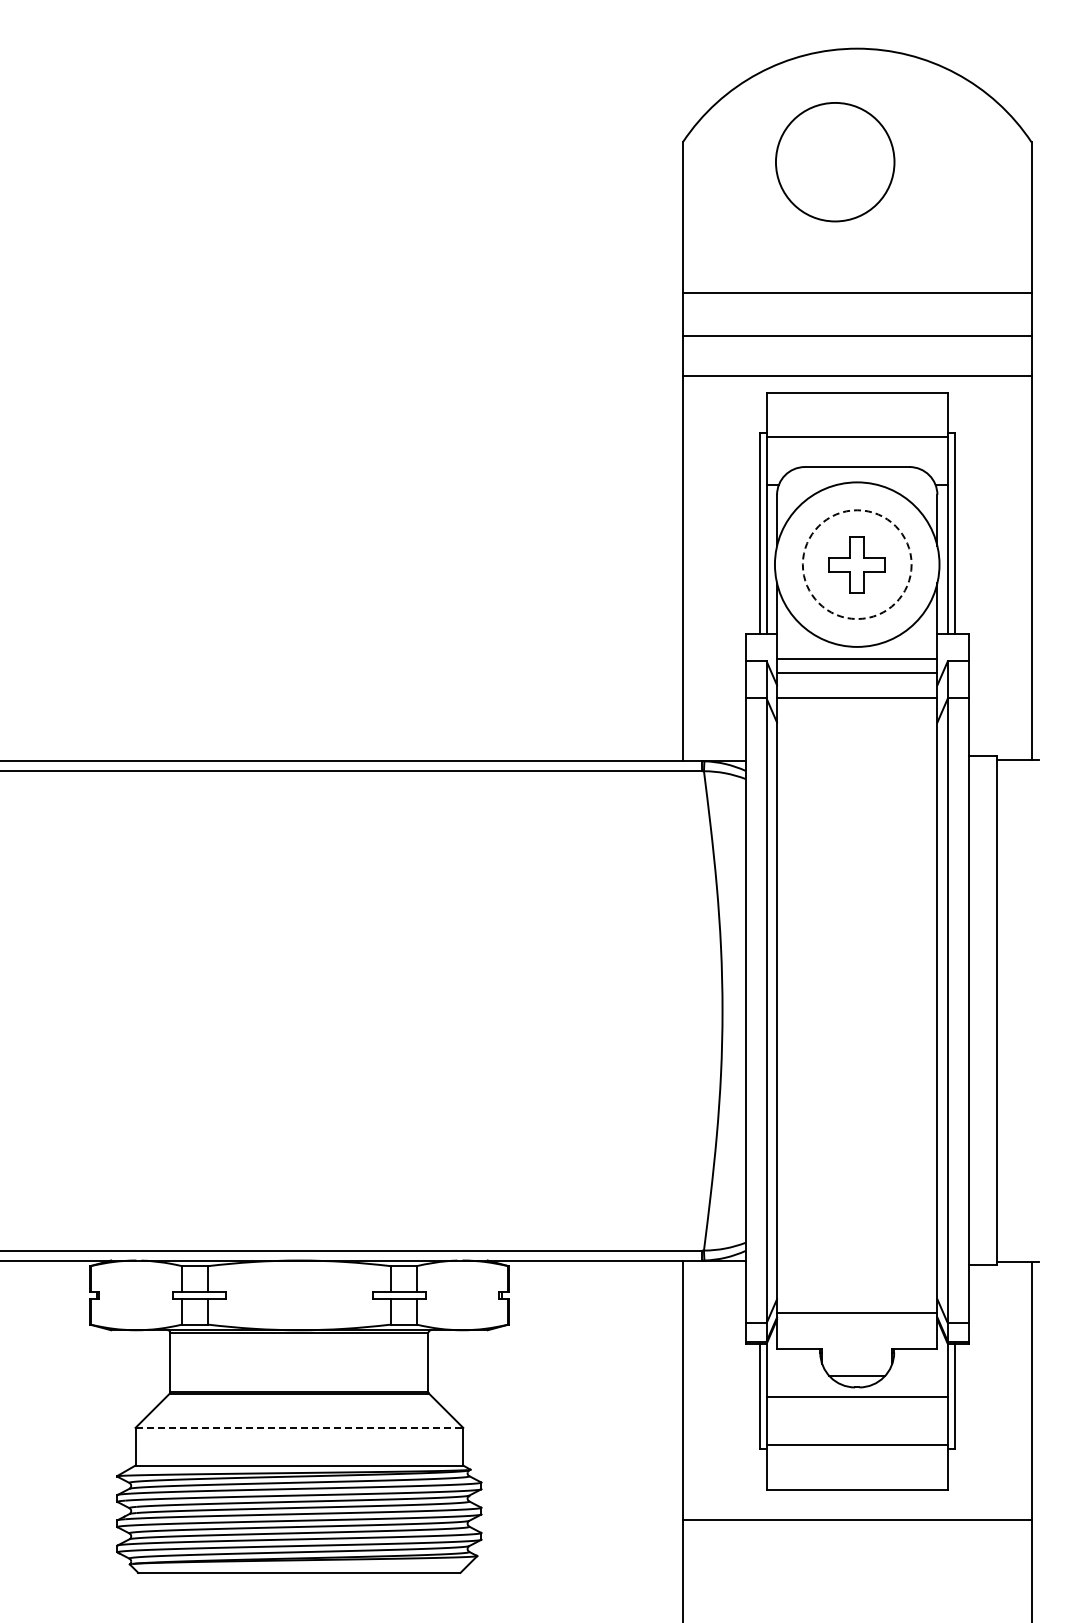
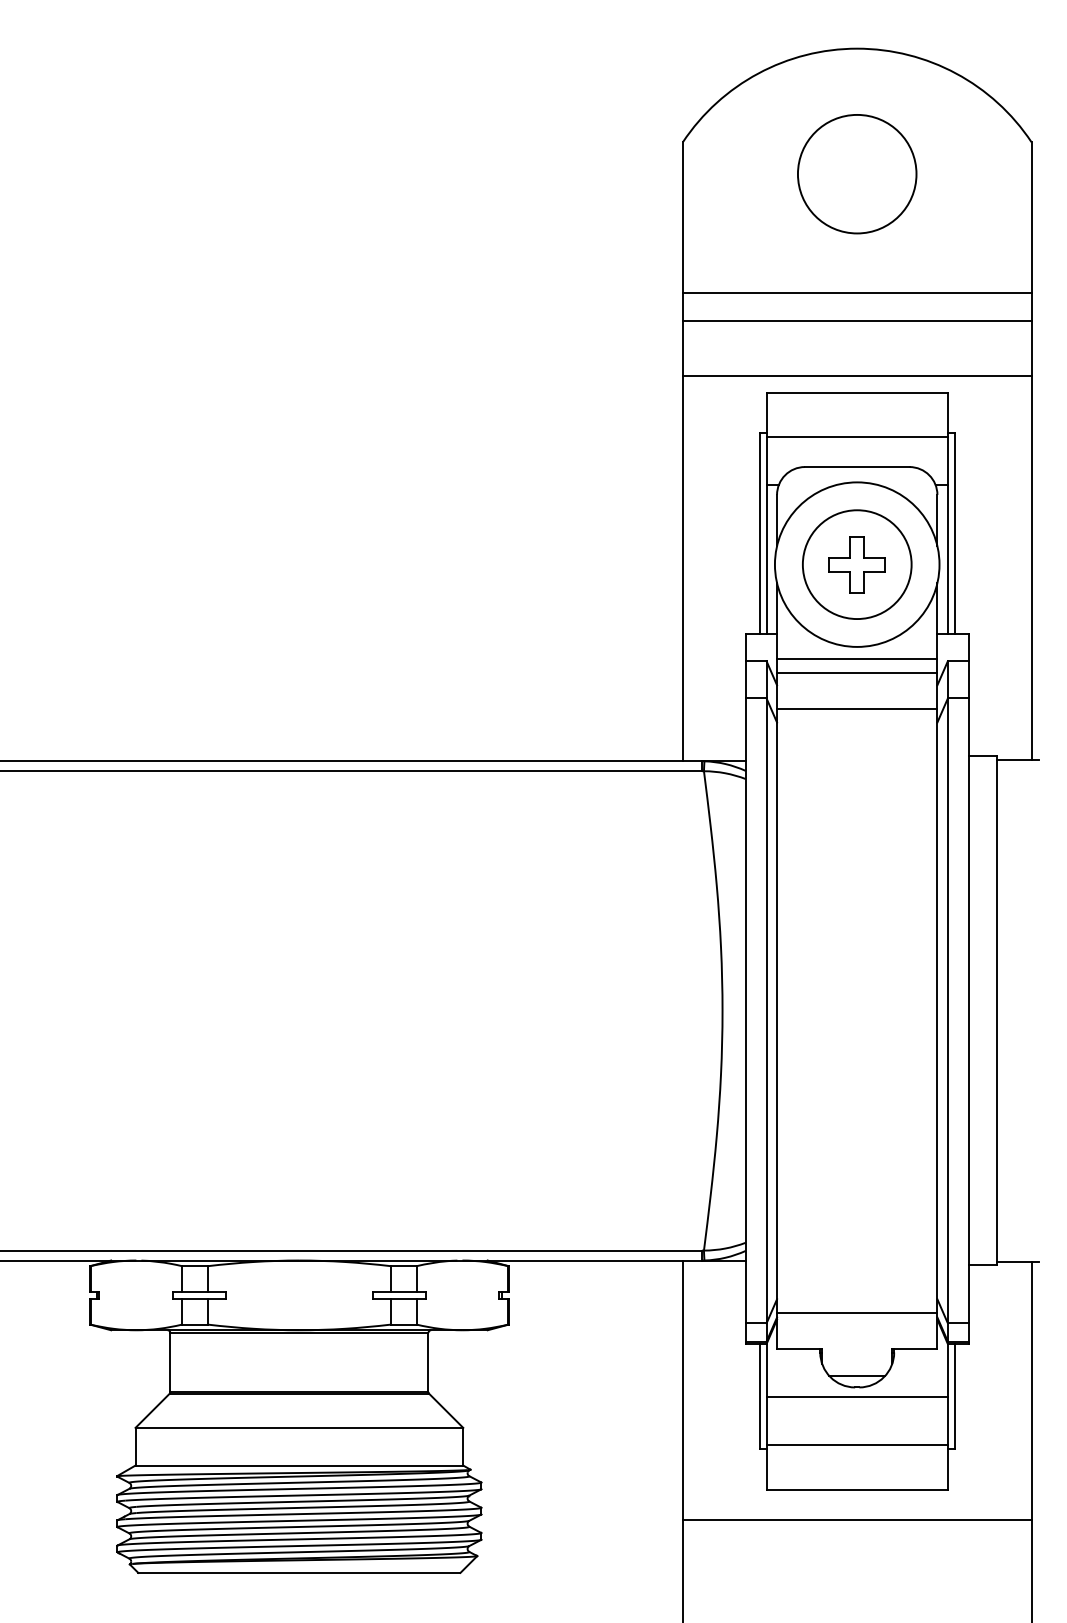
circle position: (835, 162) -> (857, 174) (857, 174)
line position: (856, 335) -> (856, 320) (856, 320)
circle: dashed -> solid (856, 564)
line position: (857, 697) -> (857, 708) (857, 708)
line: dashed -> solid (299, 1427)
